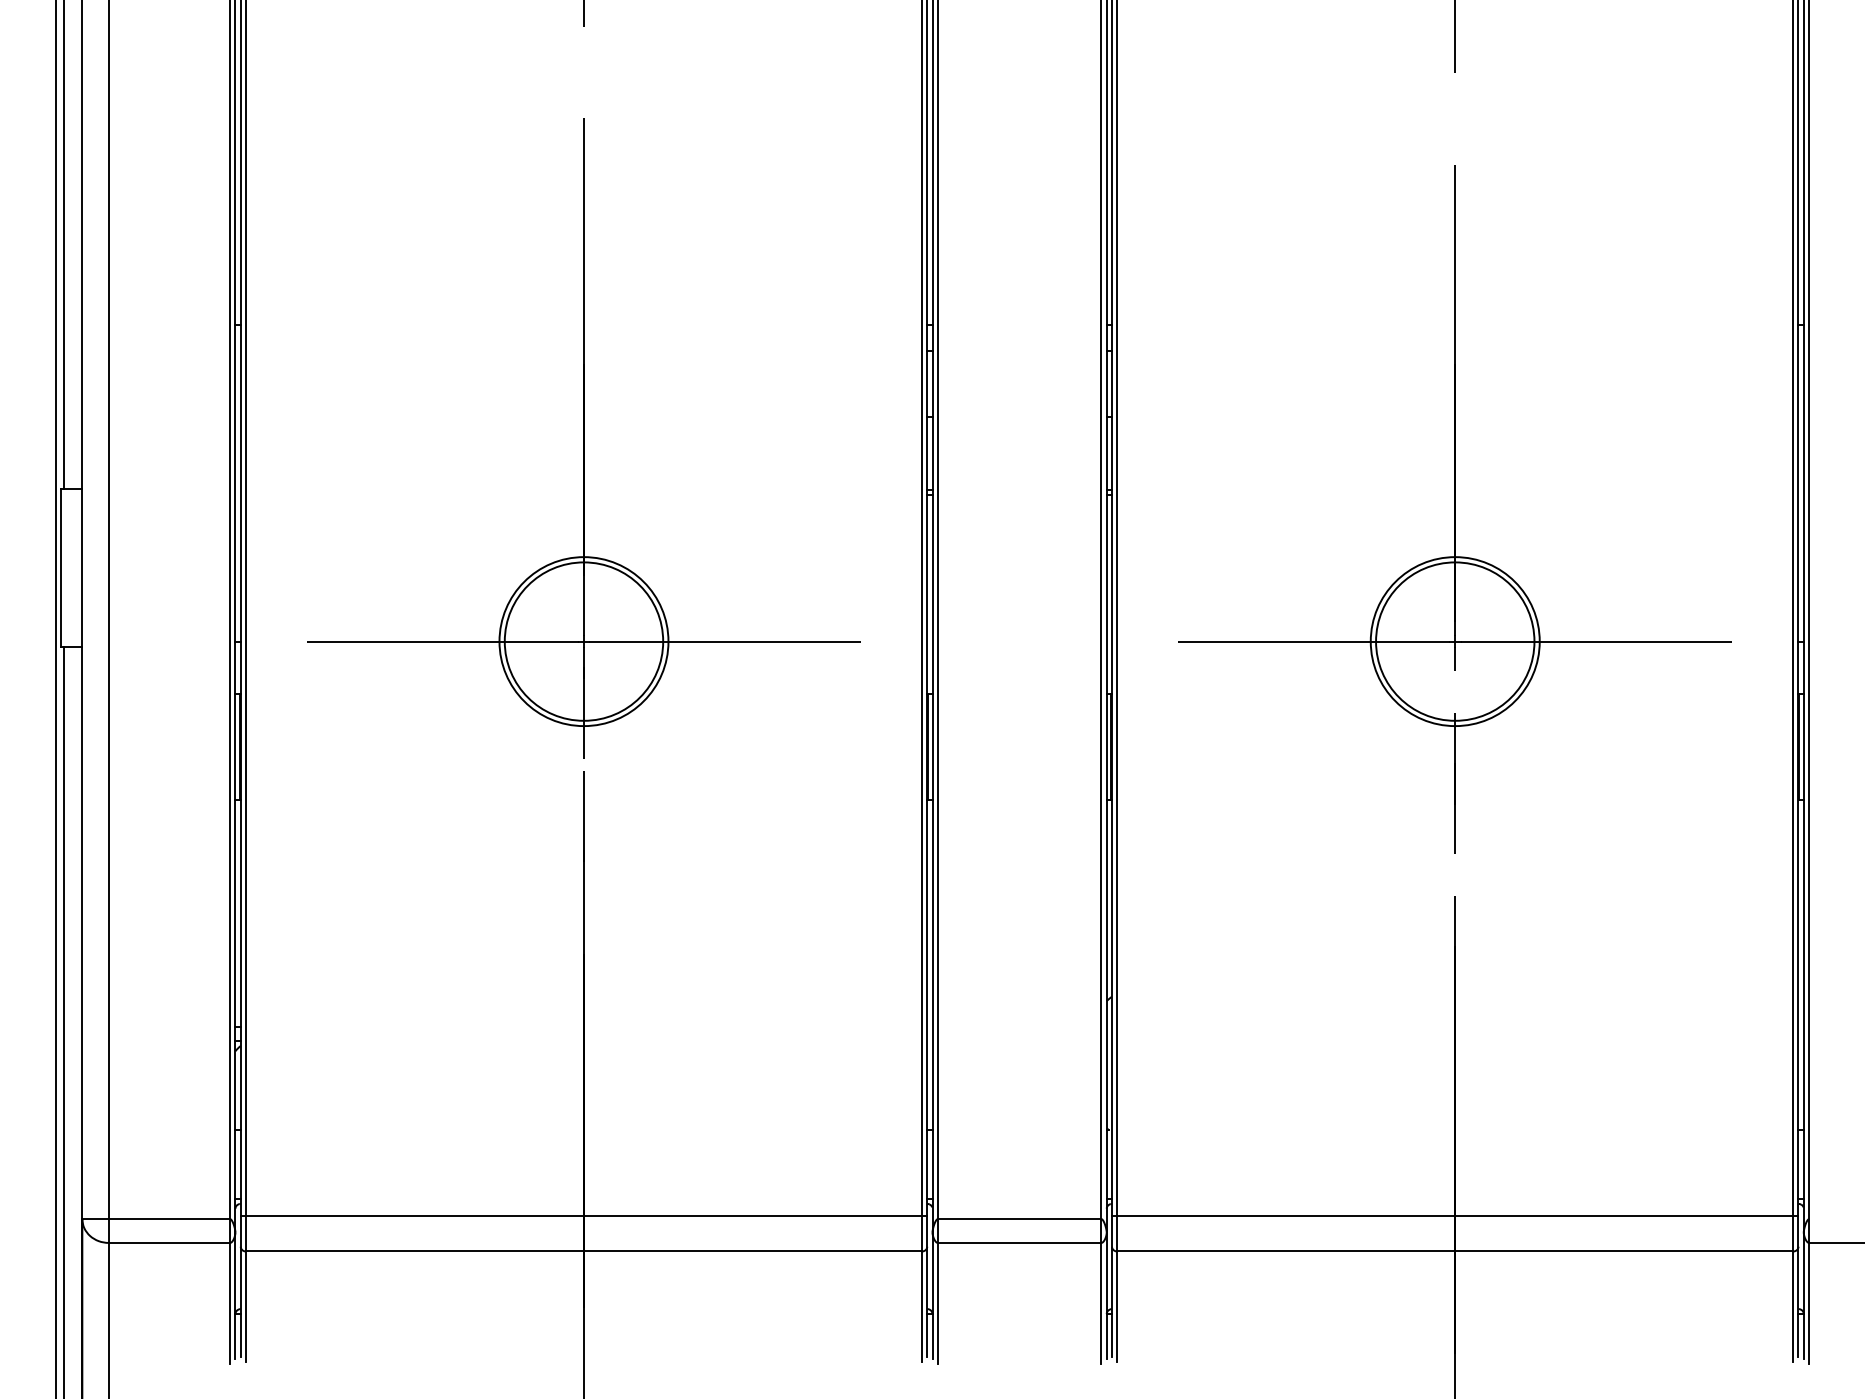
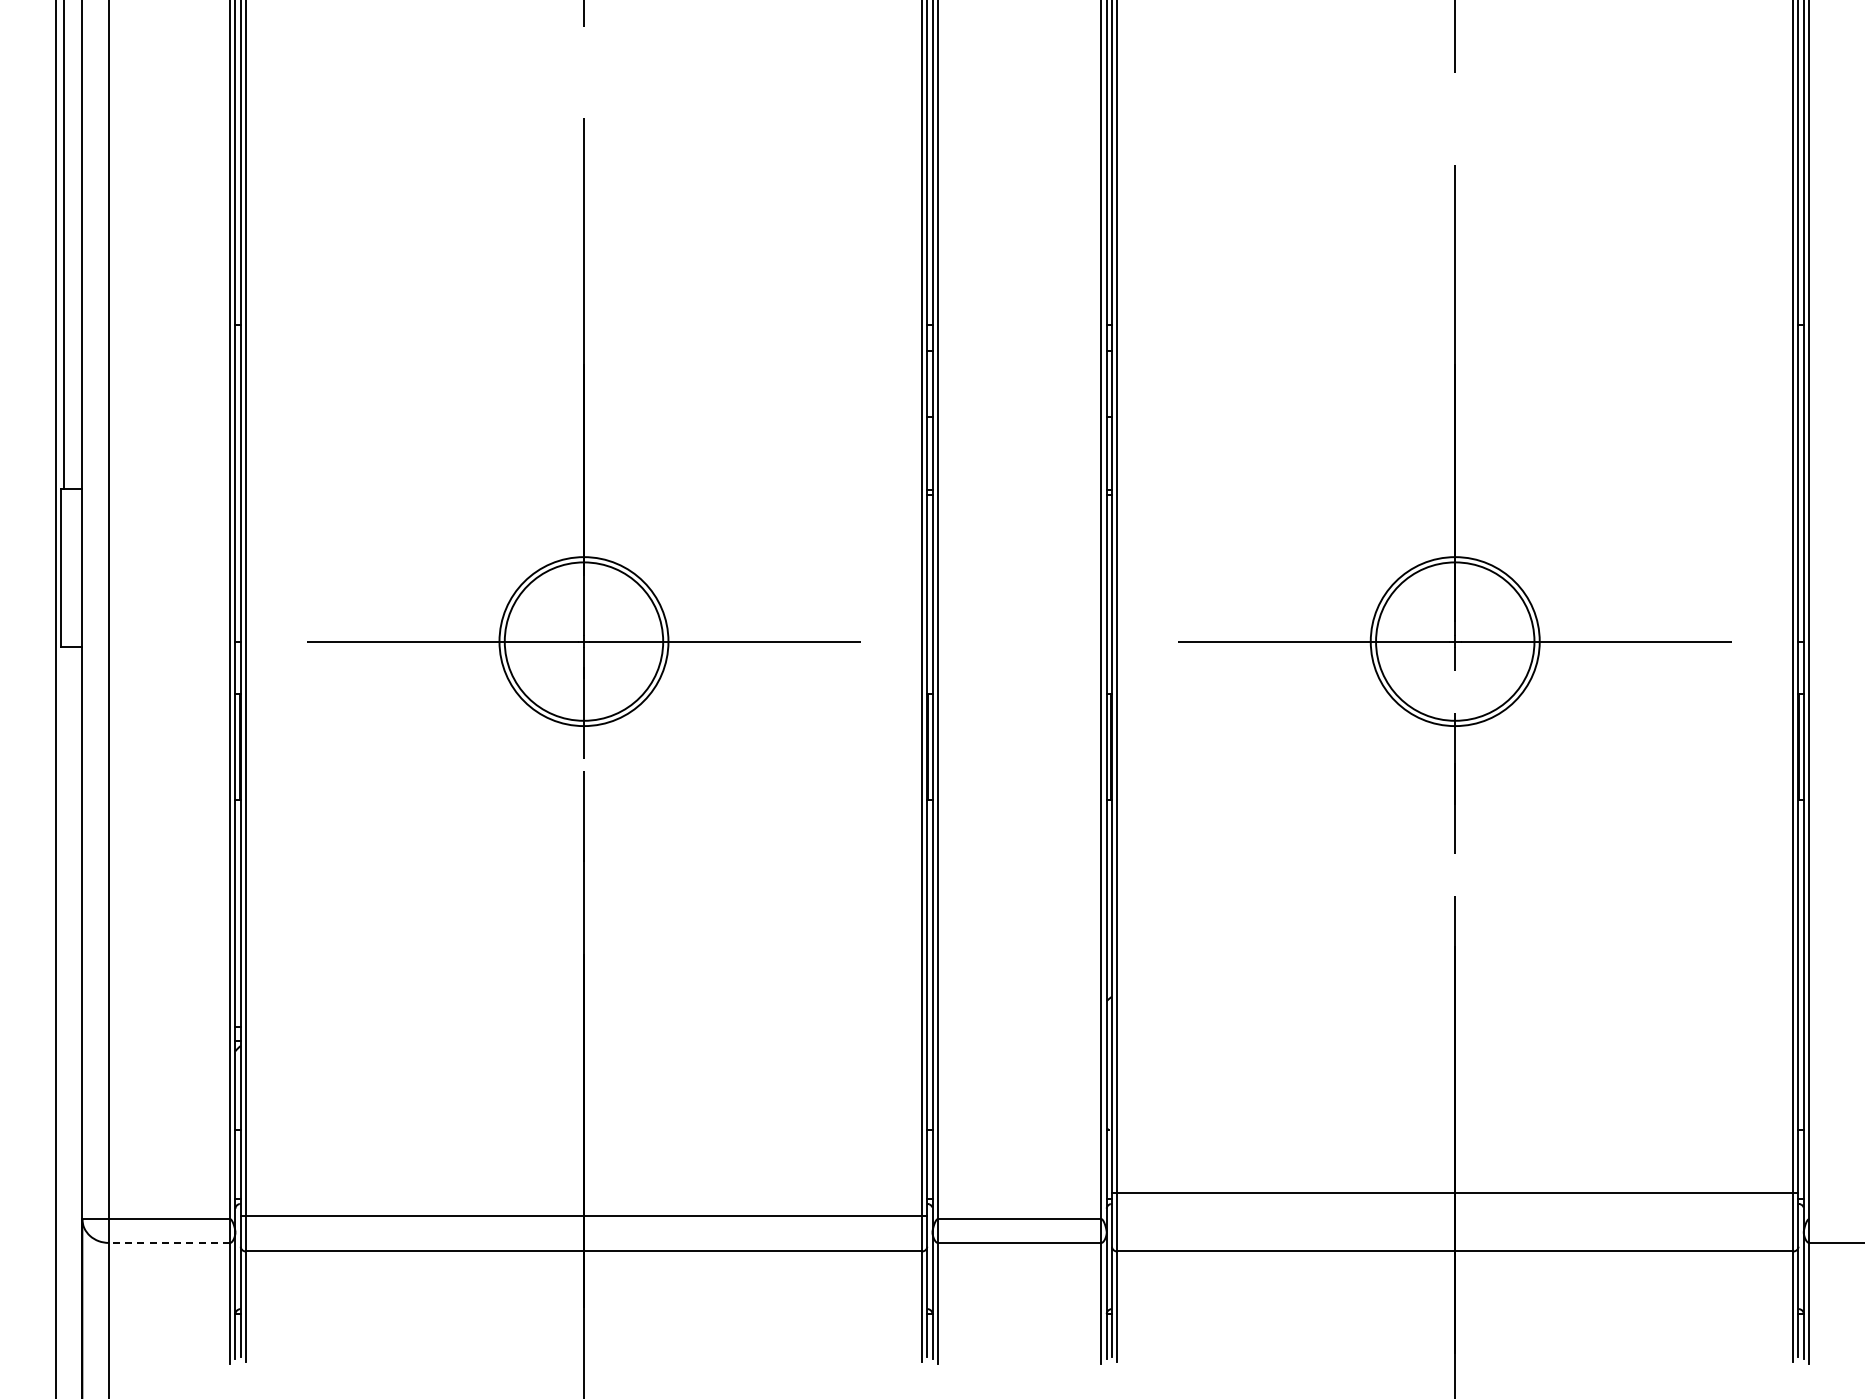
line: present -> none (63, 1021)
line position: (1455, 1215) -> (1455, 1192) (1455, 1192)
line: solid -> dashed (169, 1242)
